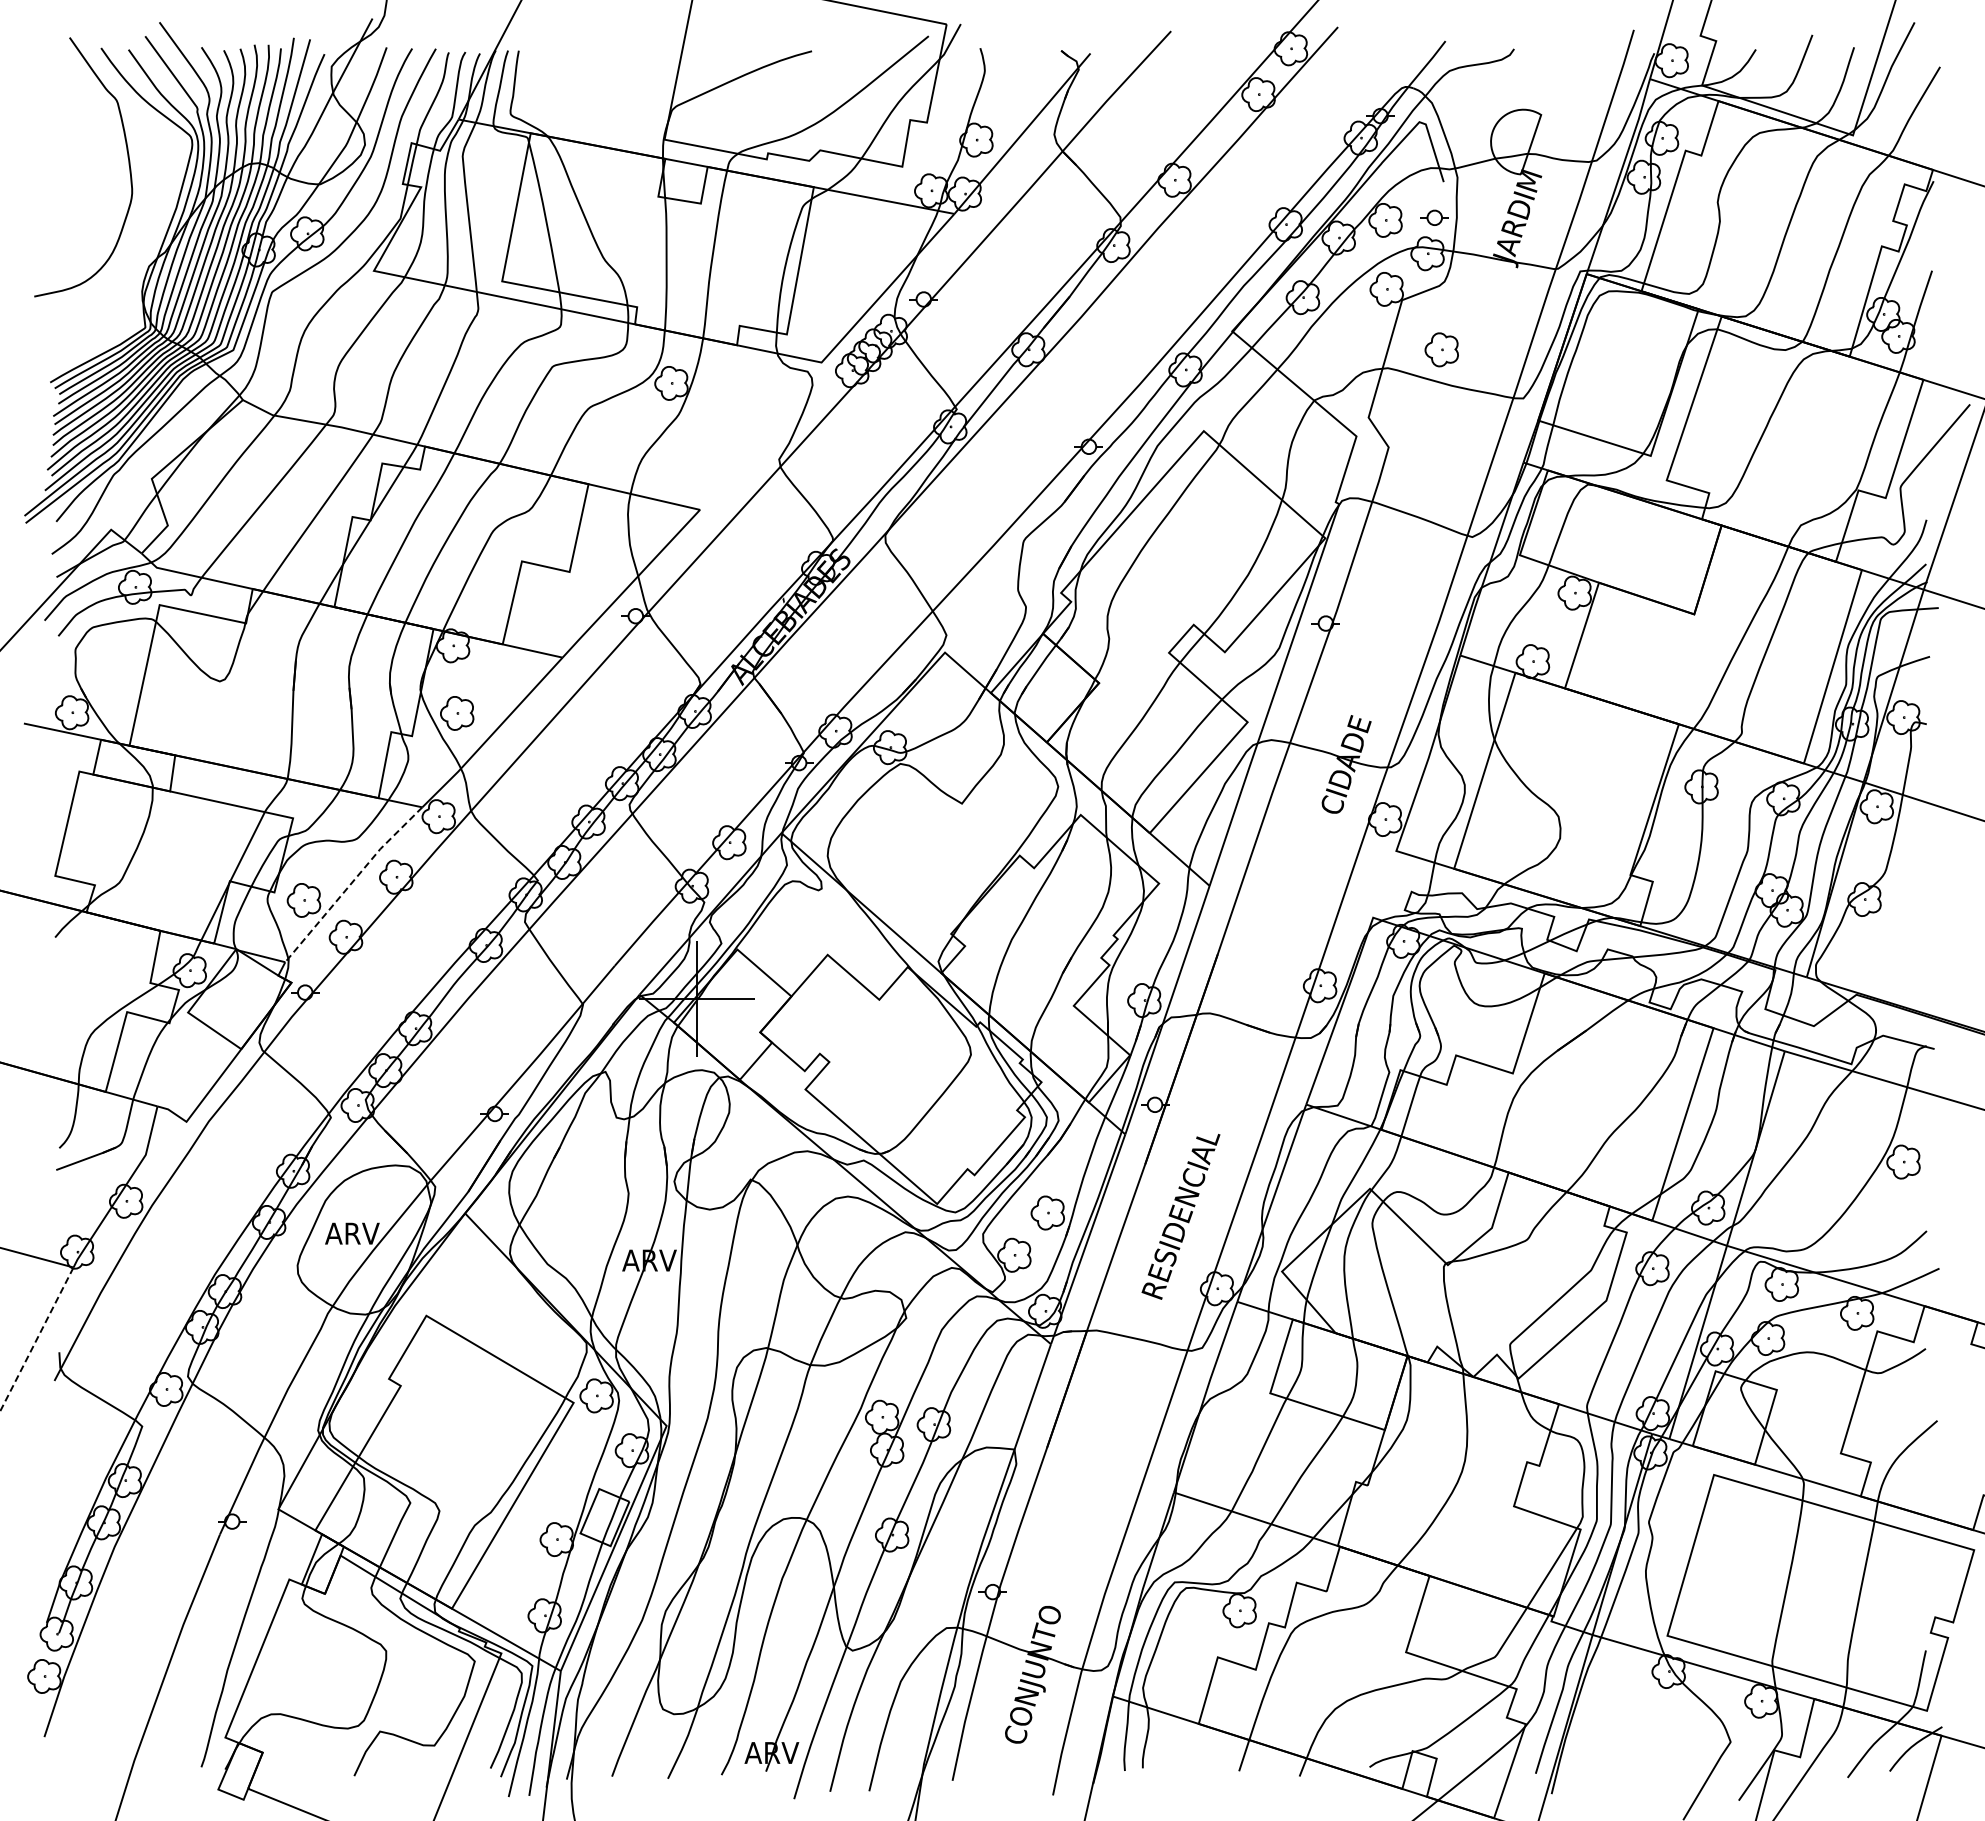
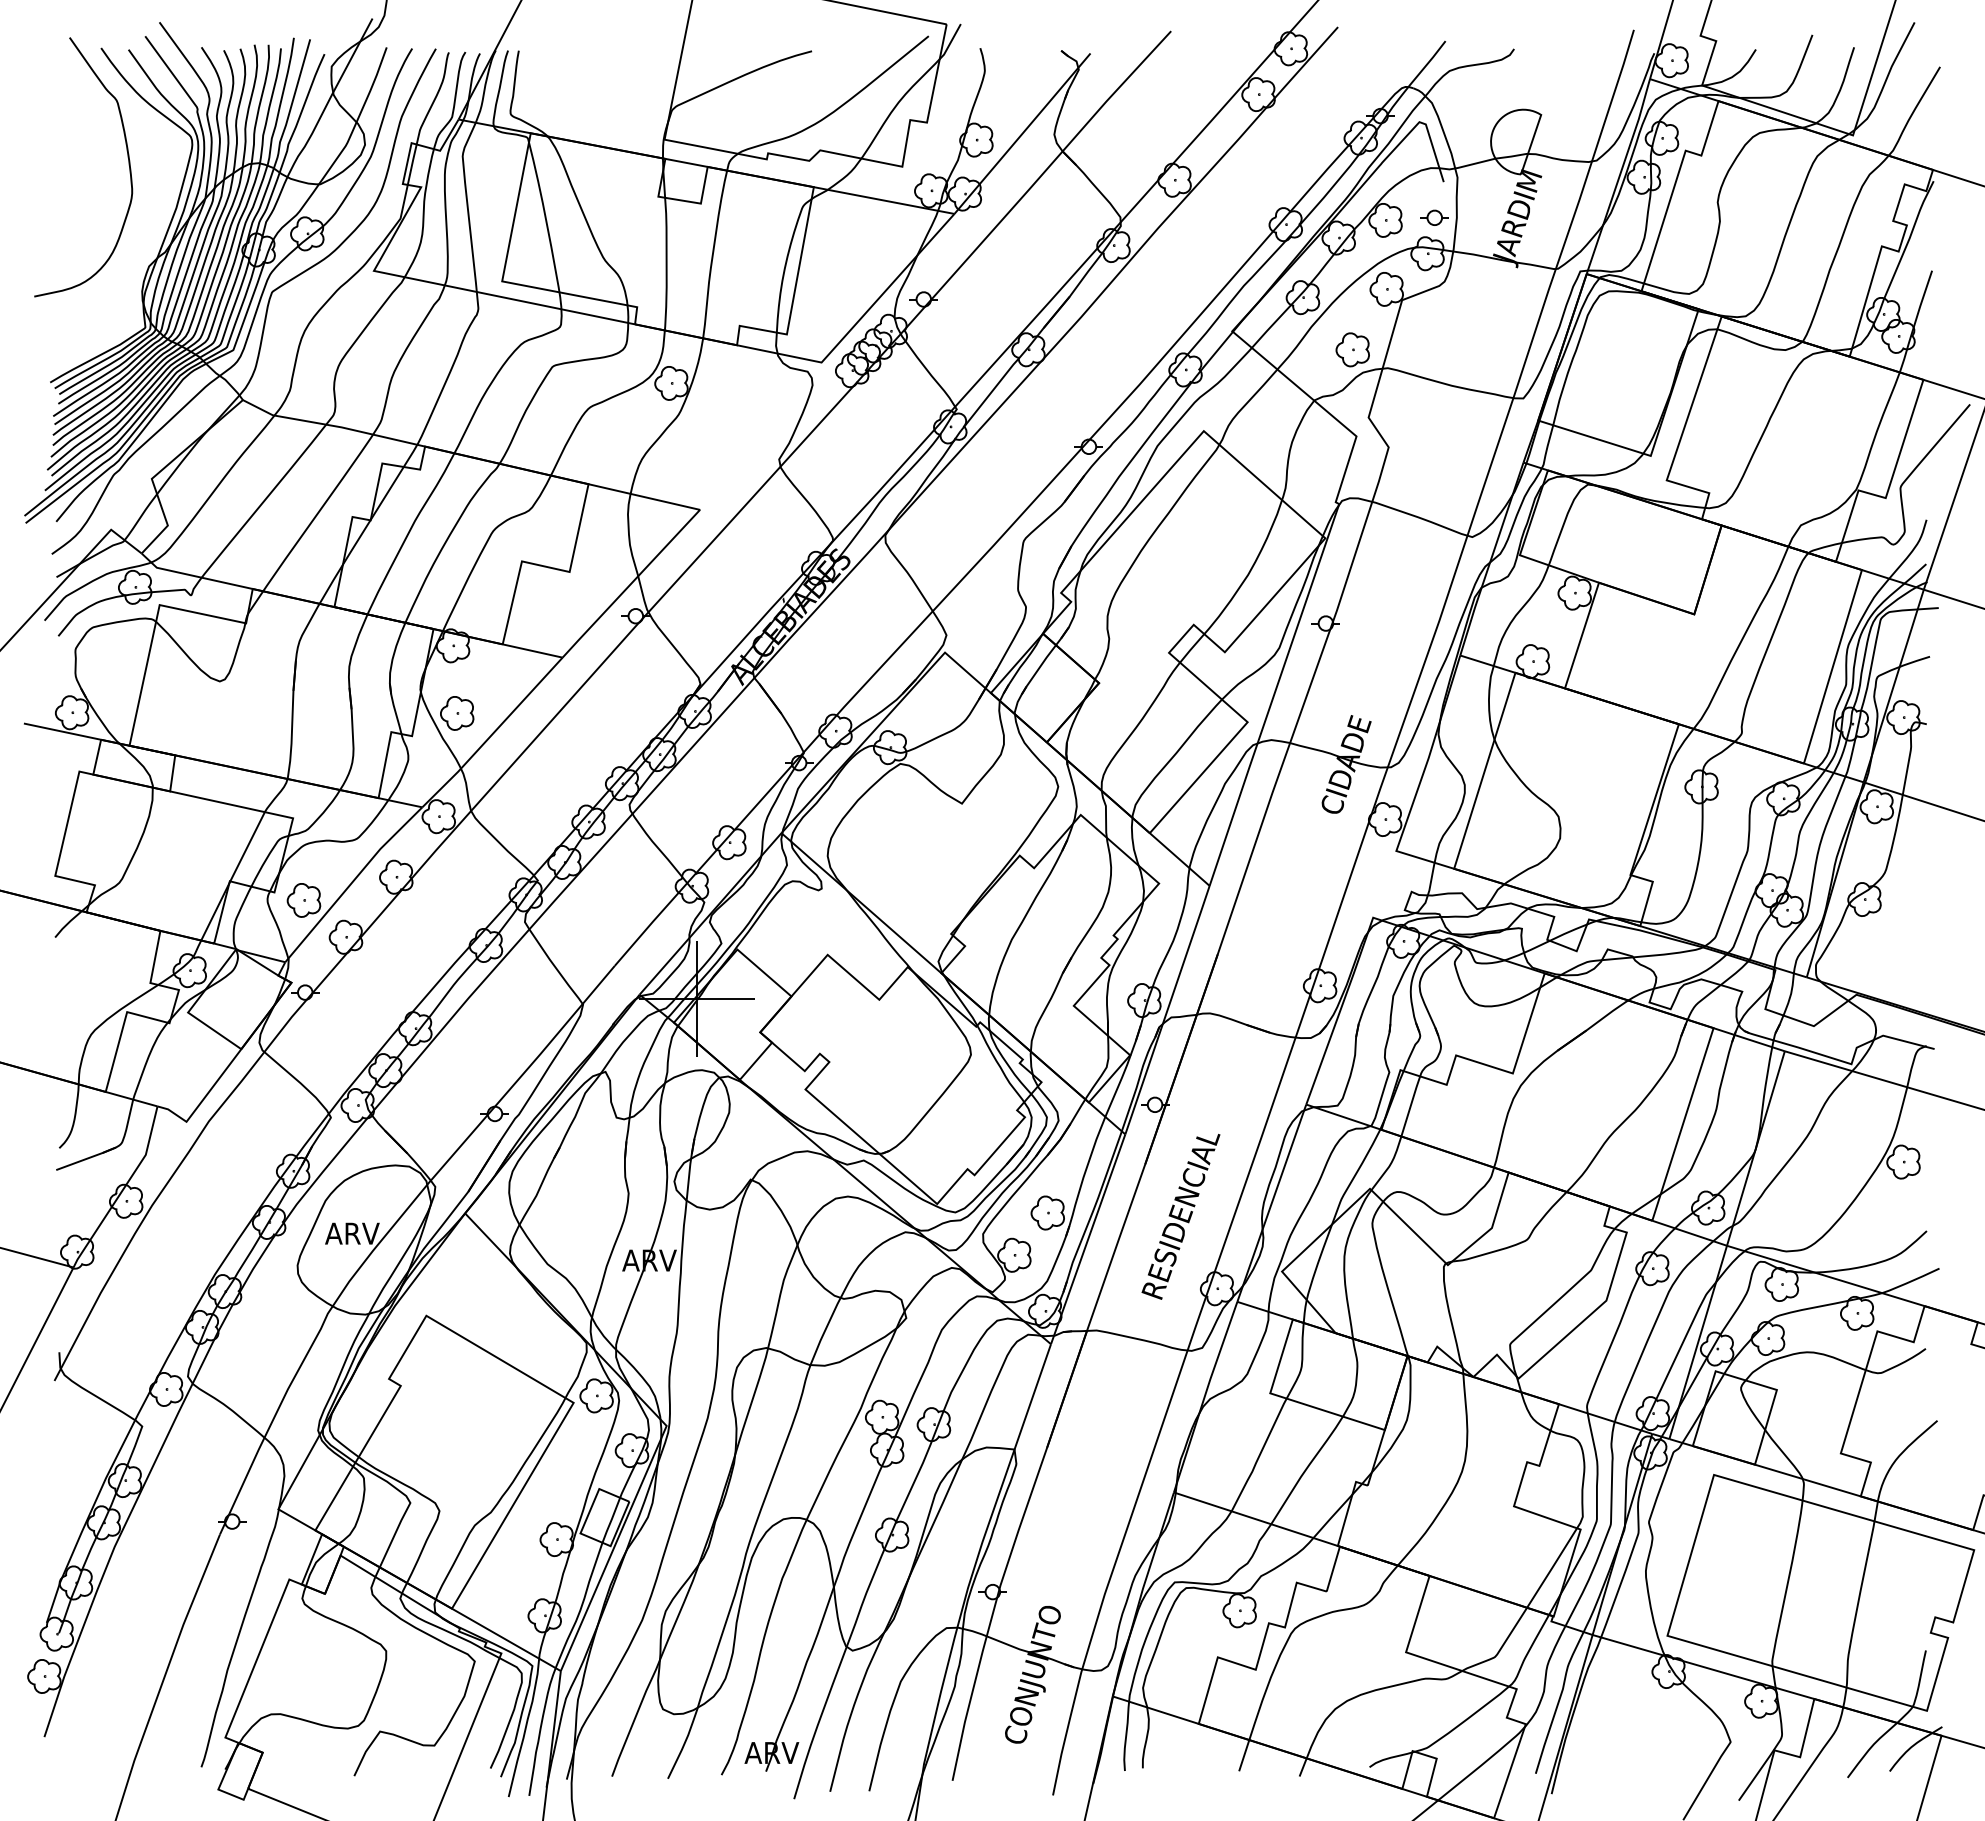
part position: (1441, 349) -> (1352, 349) (1352, 349)
line: dashed -> solid (352, 882)
line: dashed -> solid (36, 1339)
